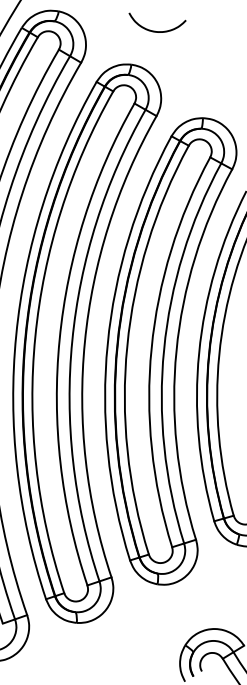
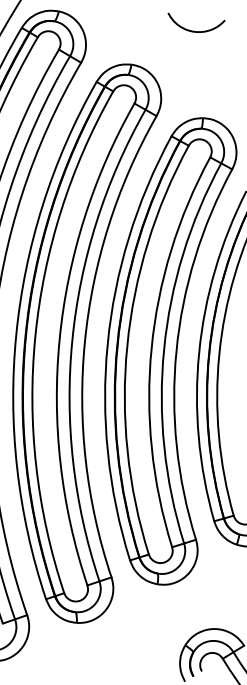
curve position: (155, 30) -> (194, 30) (194, 30)
